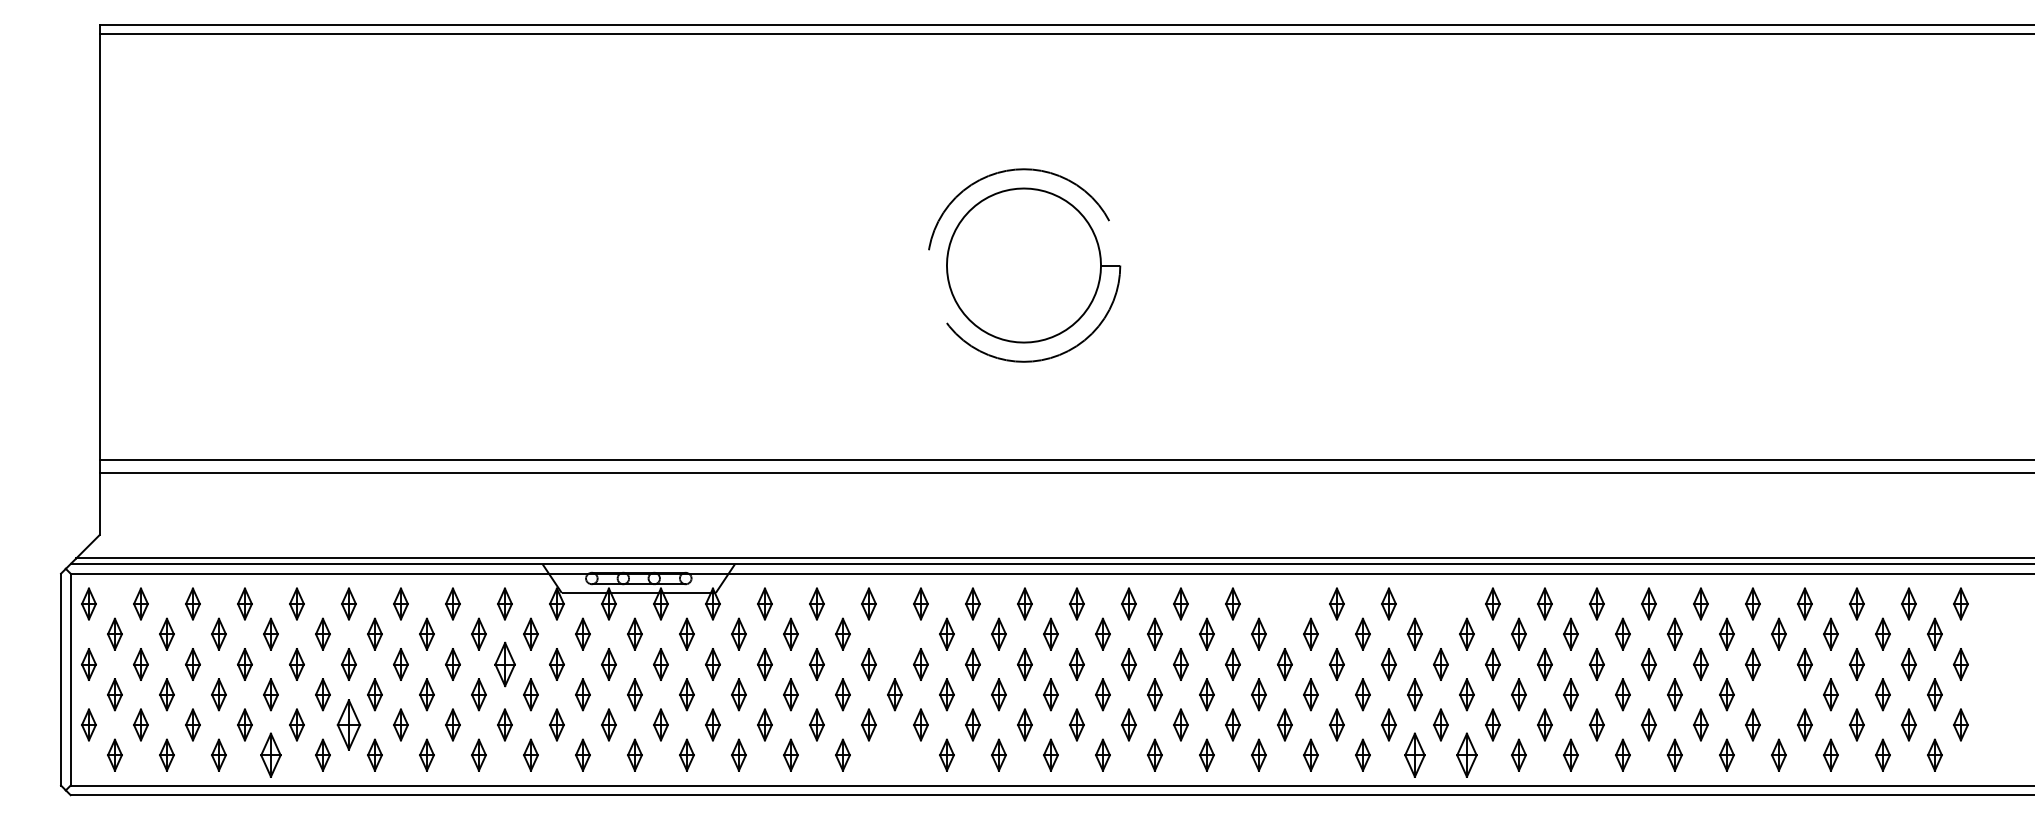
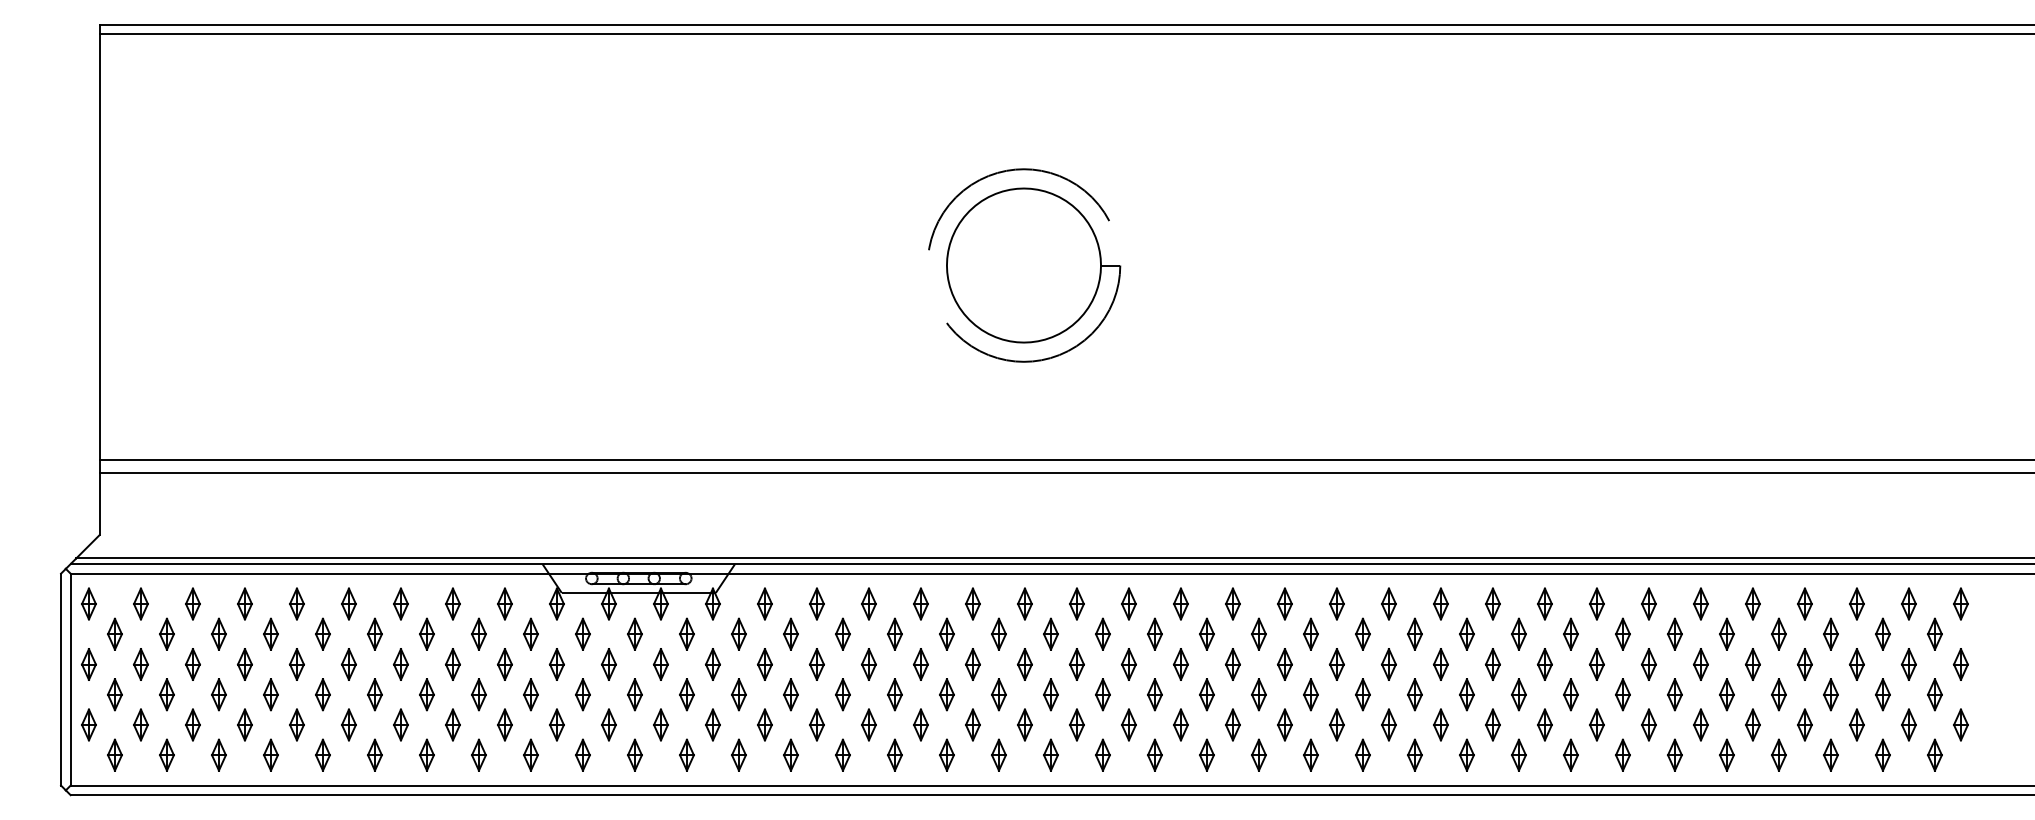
part: none -> present (1284, 603)
part: none -> present (1440, 603)
part: none -> present (894, 633)
part size: 22x47 px -> 17x33 px (504, 664)
part: none -> present (1778, 694)
part size: 26x52 px -> 16x34 px (348, 724)
part size: 22x46 px -> 16x34 px (270, 754)
part: none -> present (894, 754)
part size: 22x46 px -> 16x34 px (1414, 754)
part size: 22x46 px -> 16x34 px (1466, 754)
